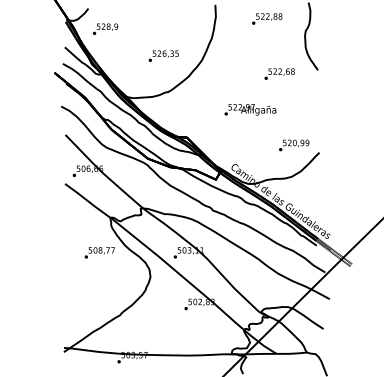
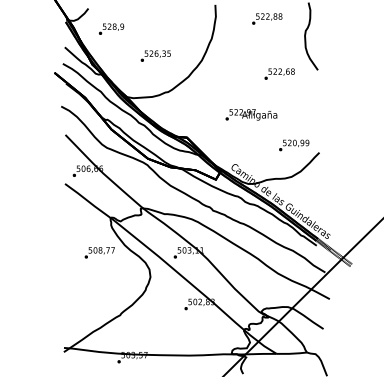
text position: (105, 28) -> (111, 28) (111, 28)
text position: (163, 55) -> (155, 55) (155, 55)
text position: (250, 109) -> (251, 114) (251, 114)
